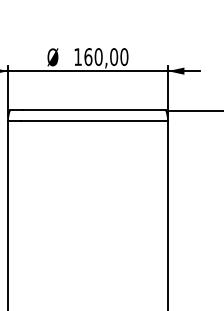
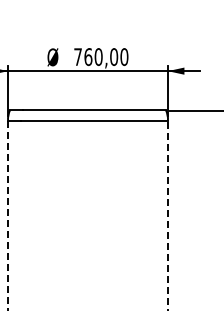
text: 160,00 -> 760,00 (77, 56)
line: solid -> dashed (8, 215)
line: solid -> dashed (167, 215)
